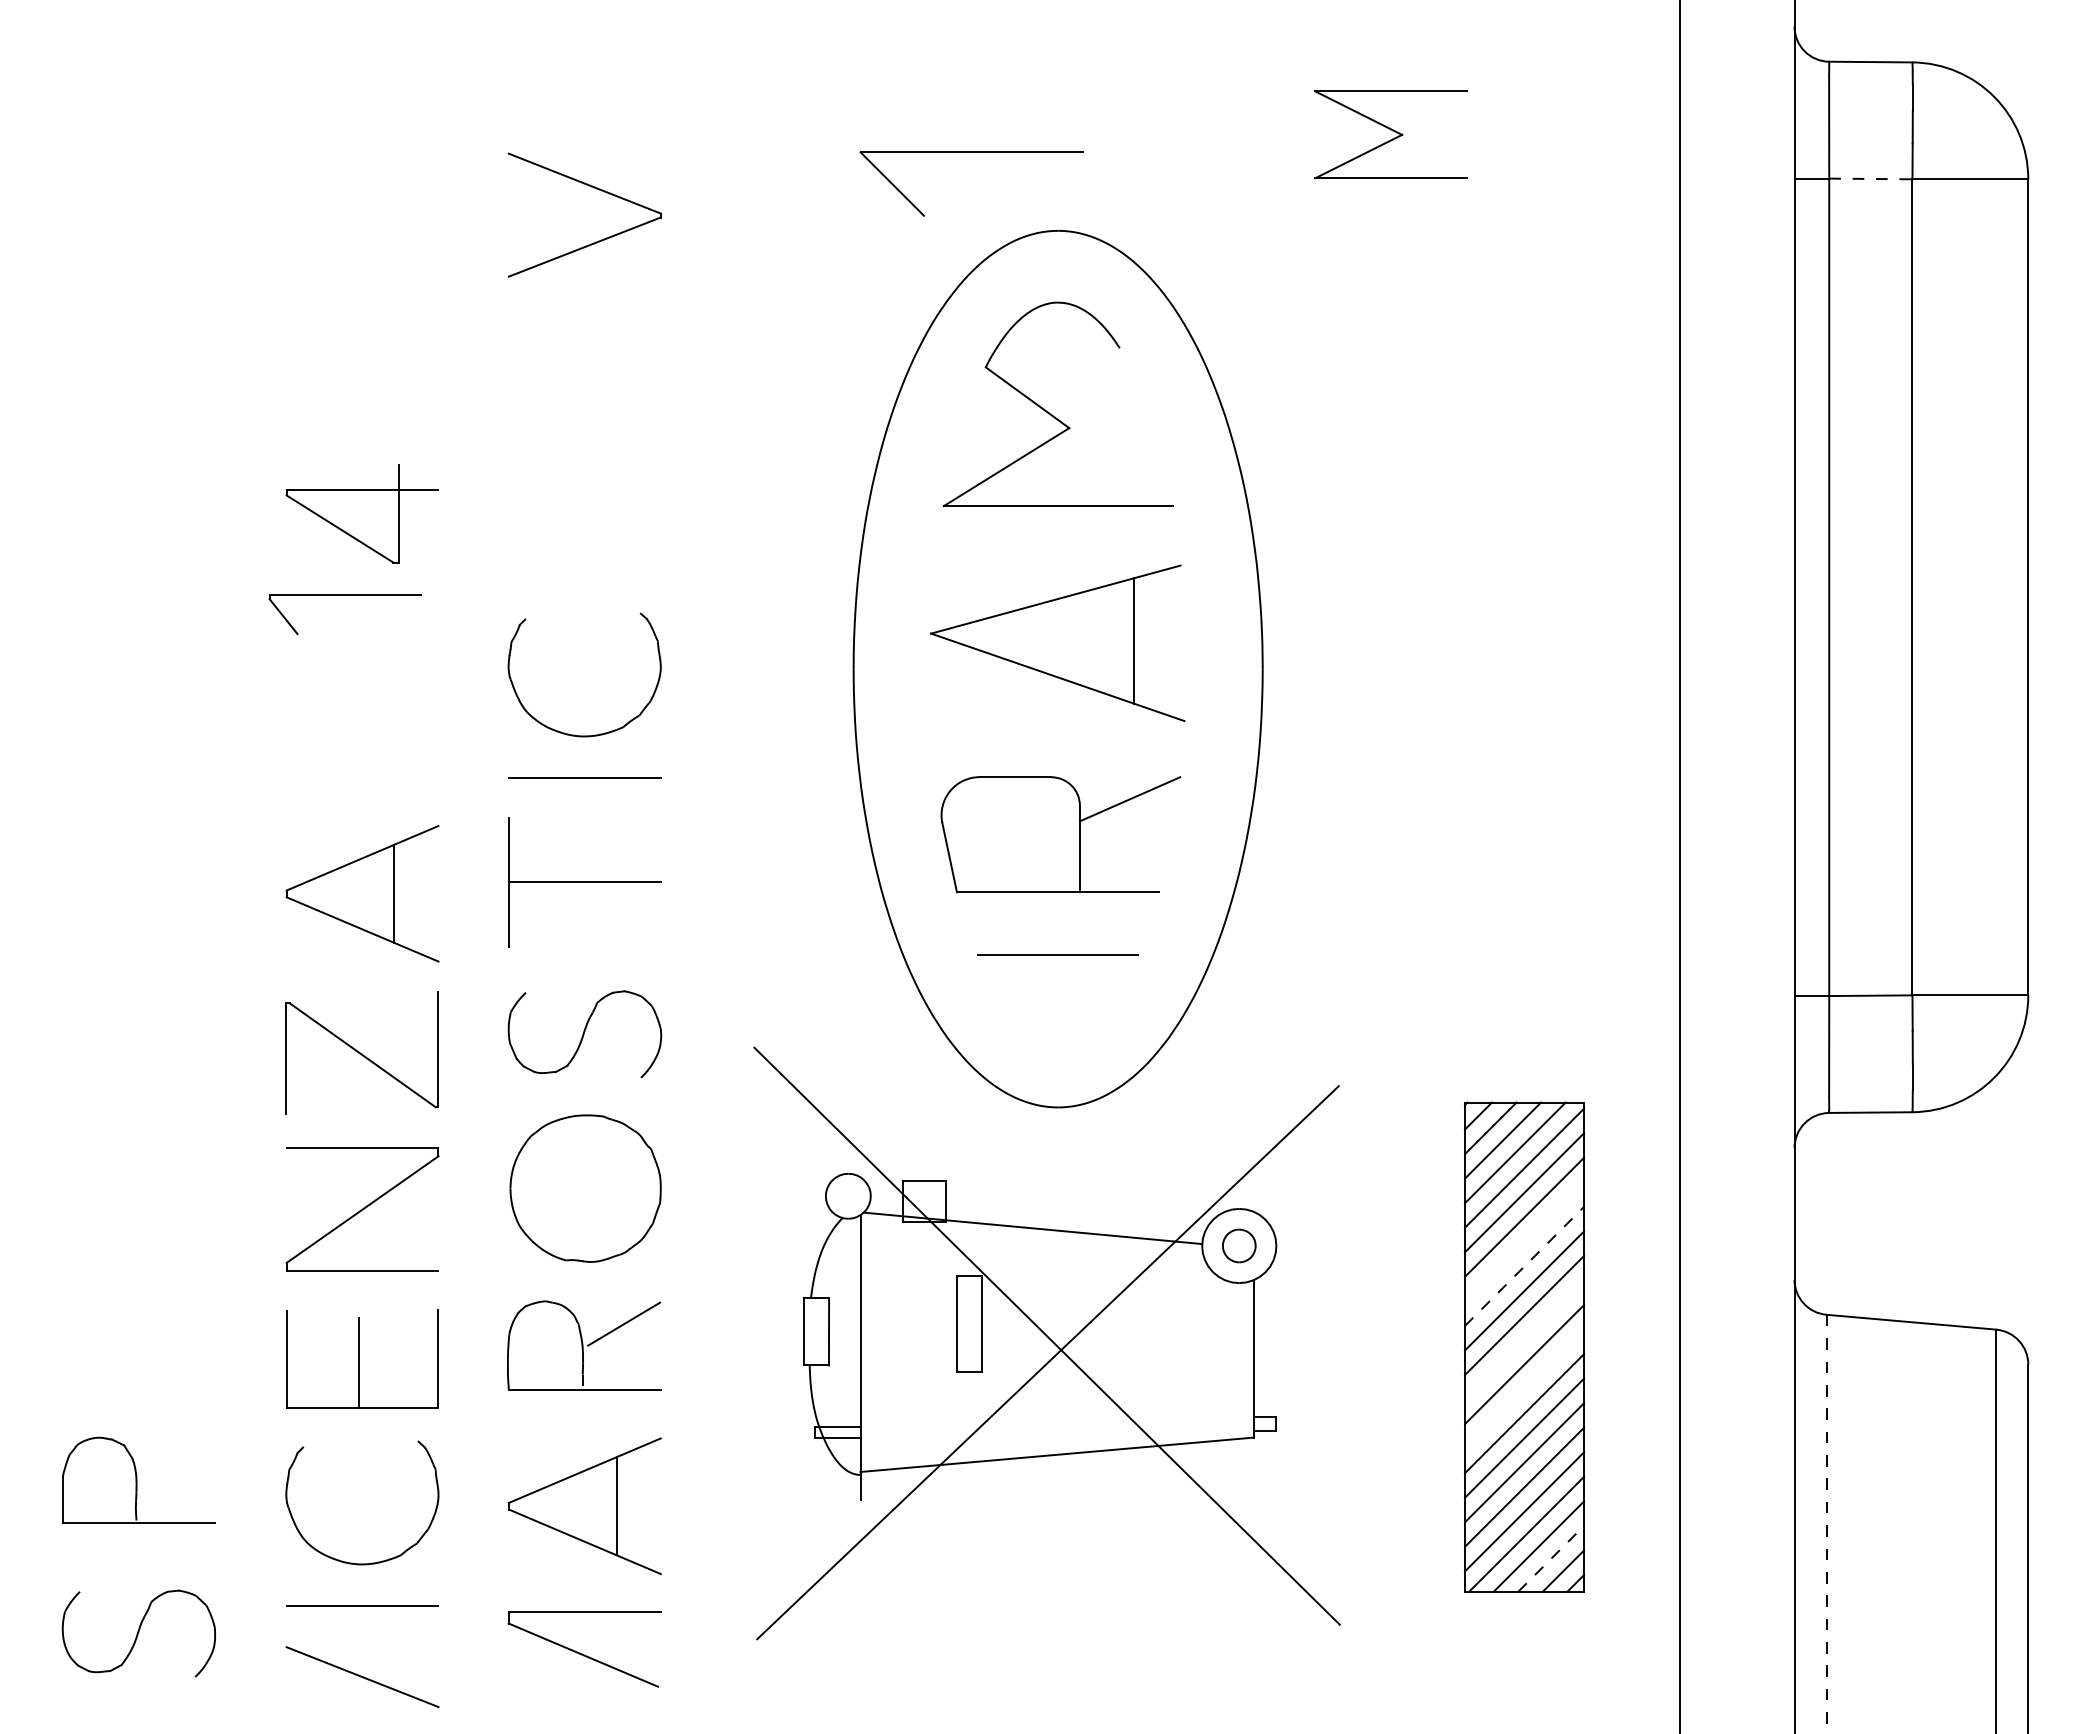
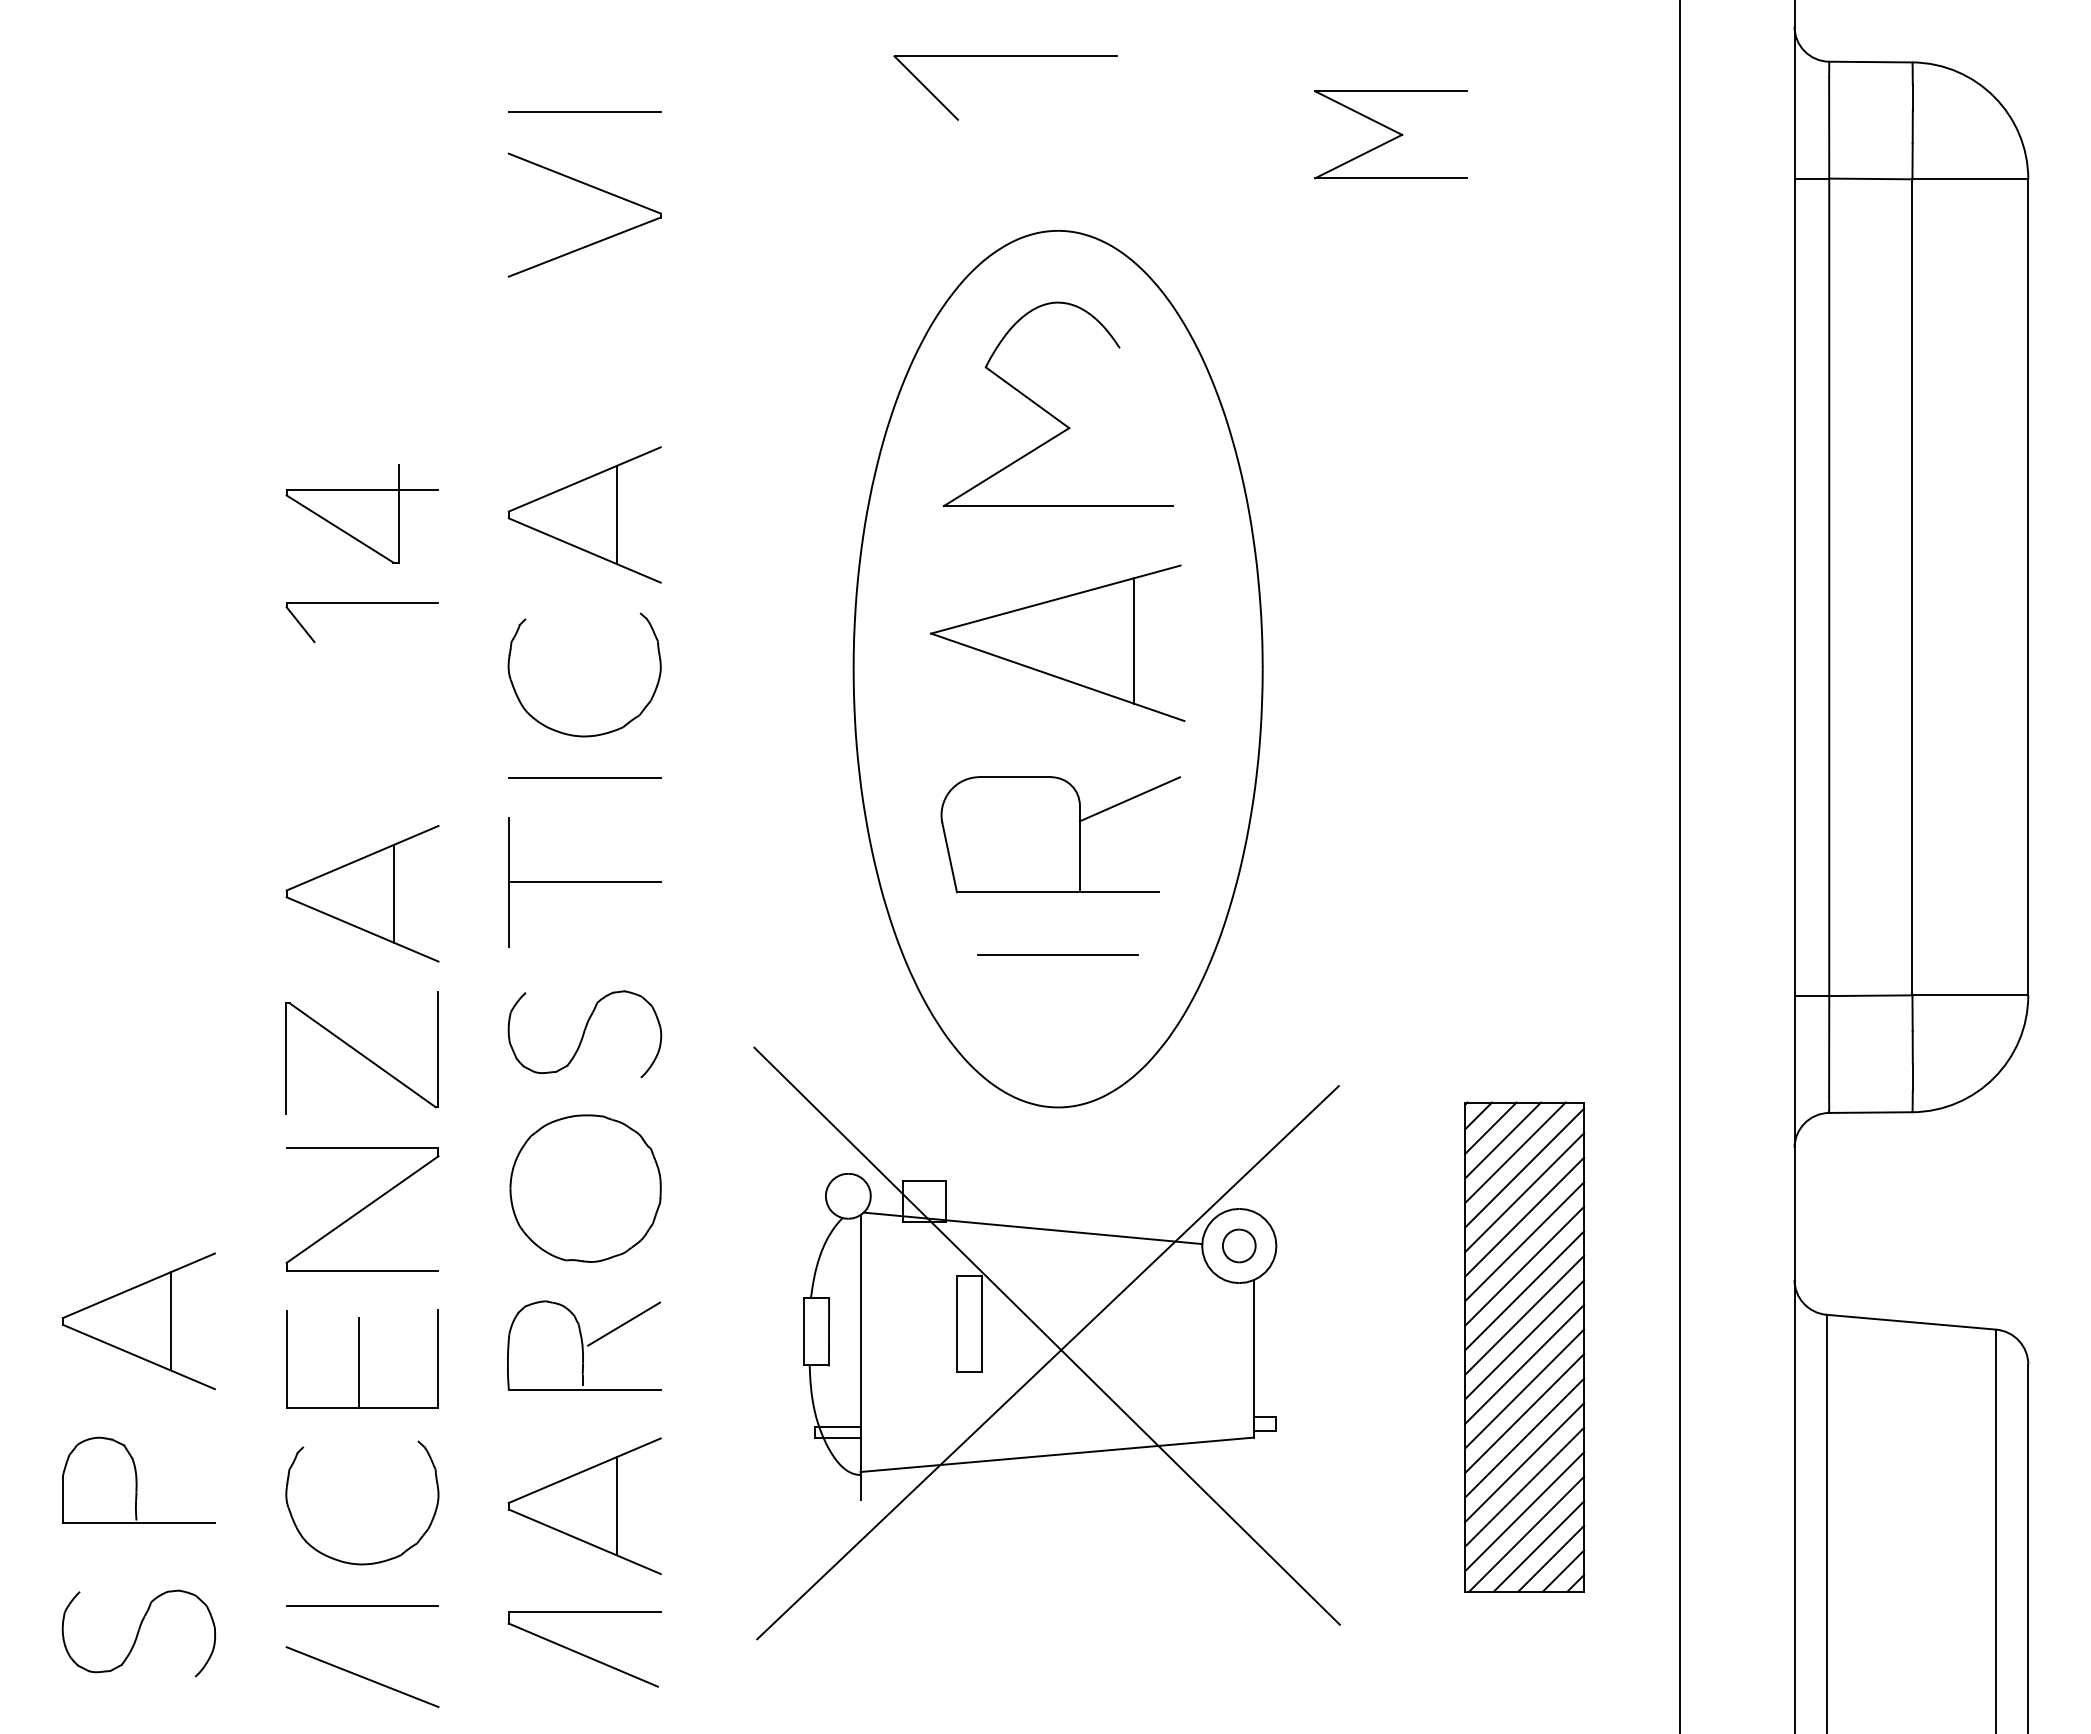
line: none -> present (584, 112)
part position: (971, 152) -> (1005, 56) (1005, 56)
line: dashed -> solid (1870, 178)
part: none -> present (584, 514)
part position: (344, 595) -> (361, 603) (361, 603)
line: none -> present (1524, 1241)
line: dashed -> solid (1524, 1265)
part: none -> present (138, 1321)
line: none -> present (1524, 1339)
line: none -> present (1524, 1388)
line: dashed -> solid (1826, 1524)
line: dashed -> solid (1551, 1558)
